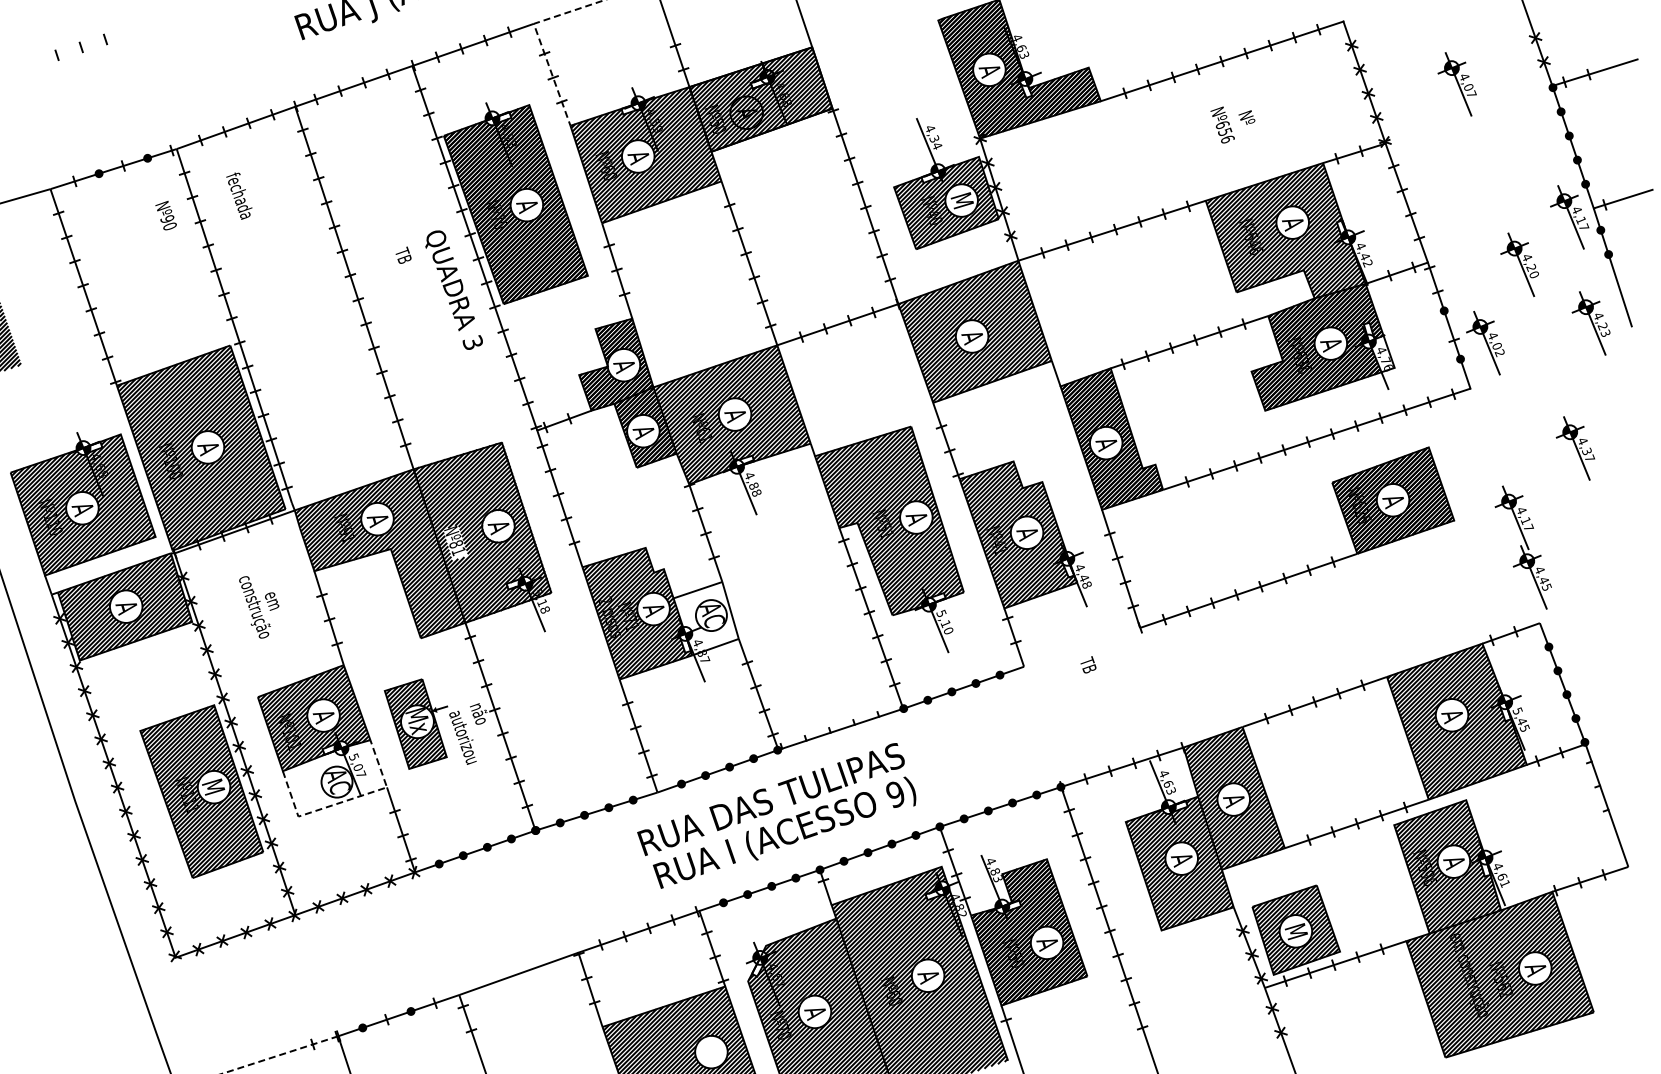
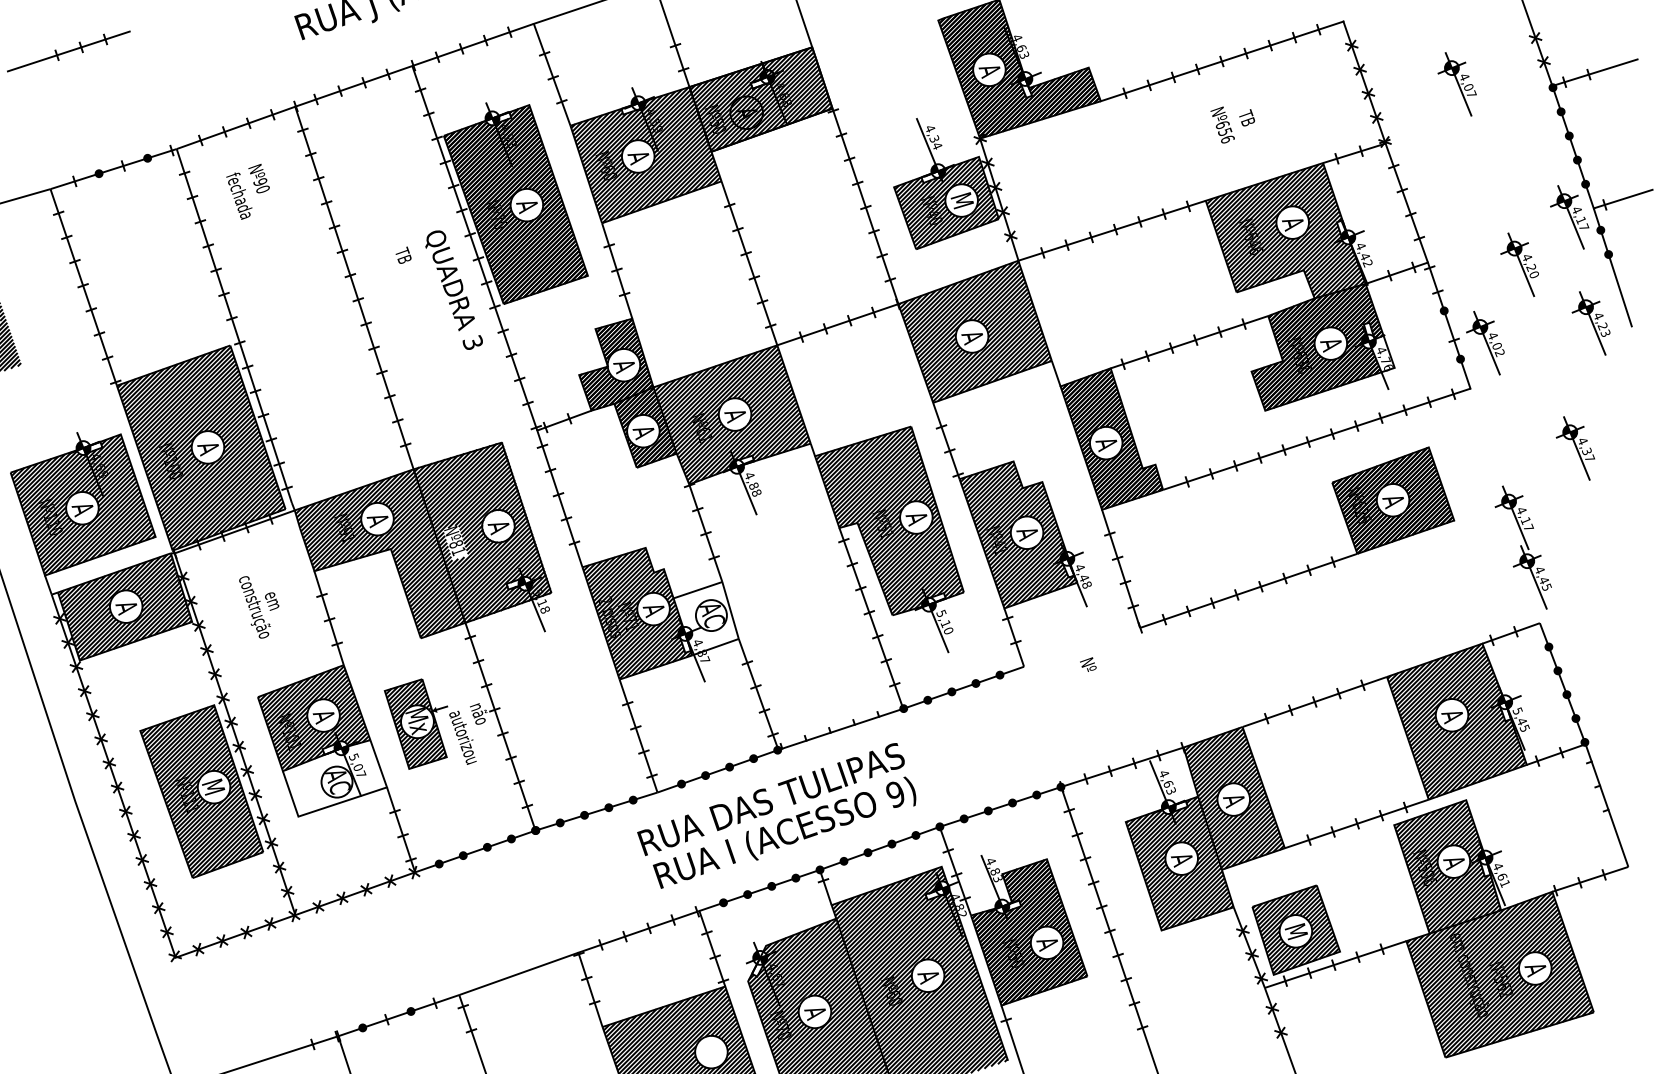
line: dashed -> solid (539, 39)
line: none -> present (68, 51)
text: Nº -> TB (1246, 117)
text position: (165, 215) -> (258, 178) (258, 178)
text: TB -> Nº (1088, 664)
line: dashed -> solid (343, 801)
line: dashed -> solid (279, 1055)
